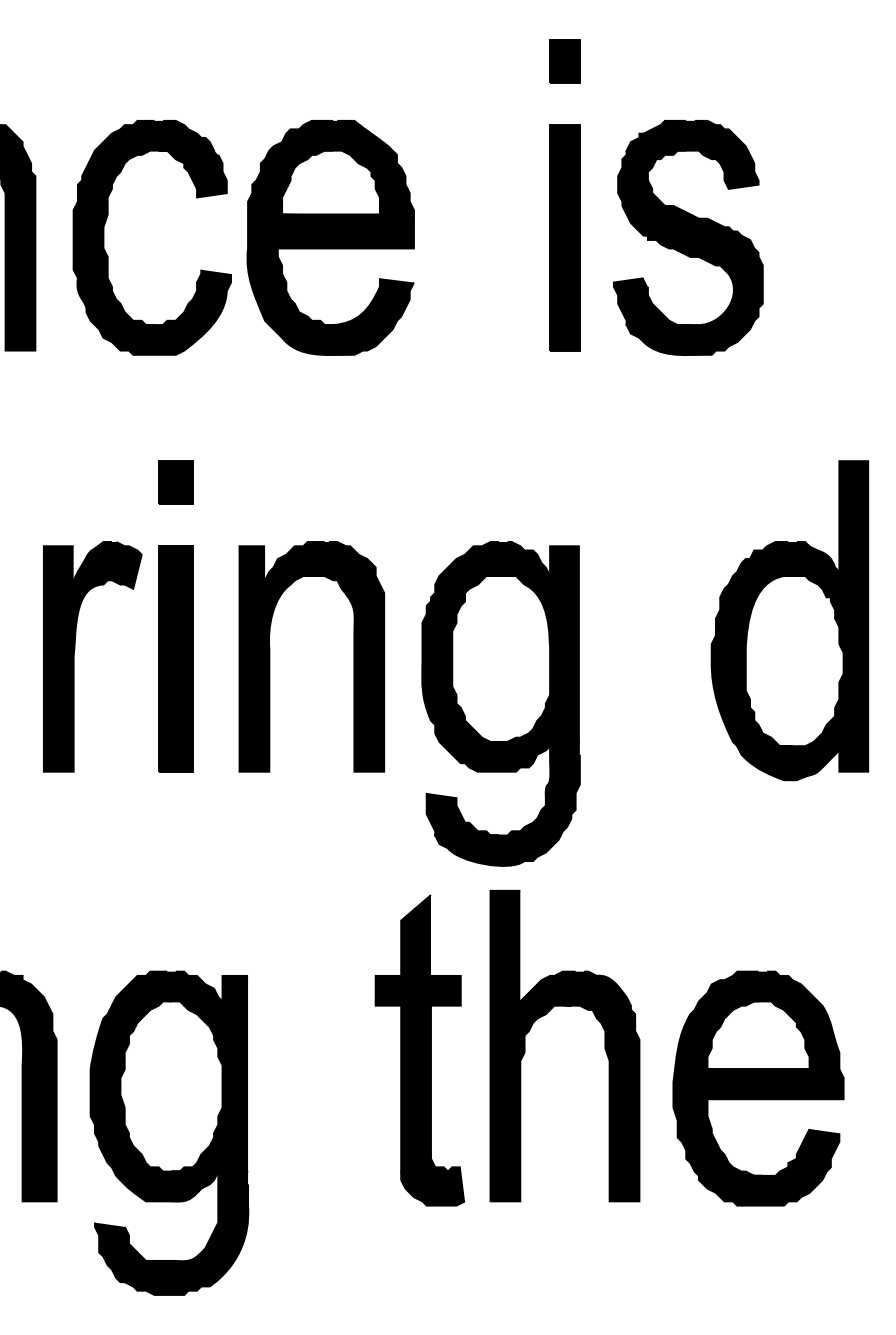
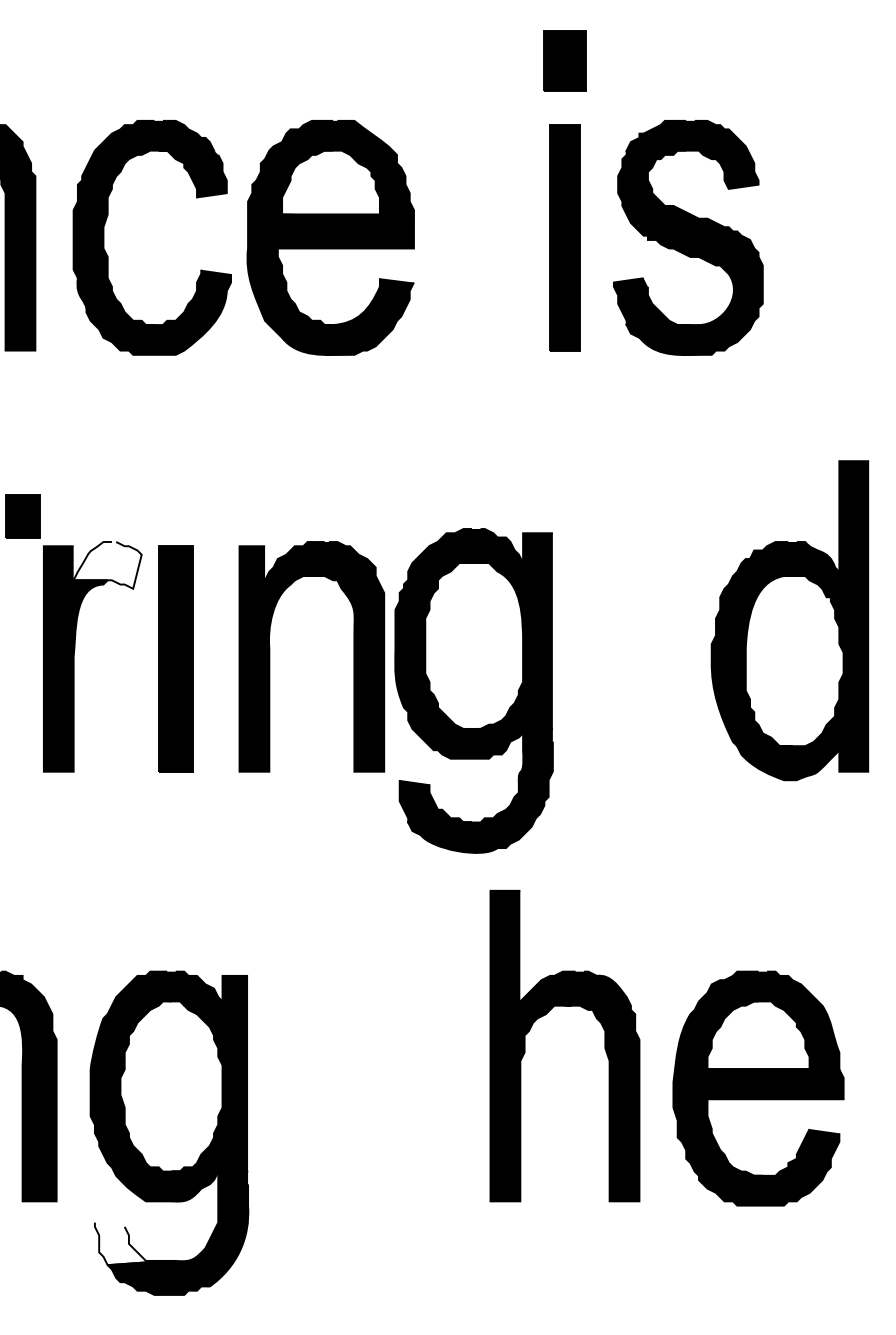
part size: 32x45 px -> 44x62 px (564, 60)
part position: (175, 482) -> (22, 516) (22, 516)
fill: present -> none (107, 565)
part position: (500, 703) -> (473, 690) (473, 690)
part: present -> none (419, 1050)
fill: present -> none (130, 1243)
